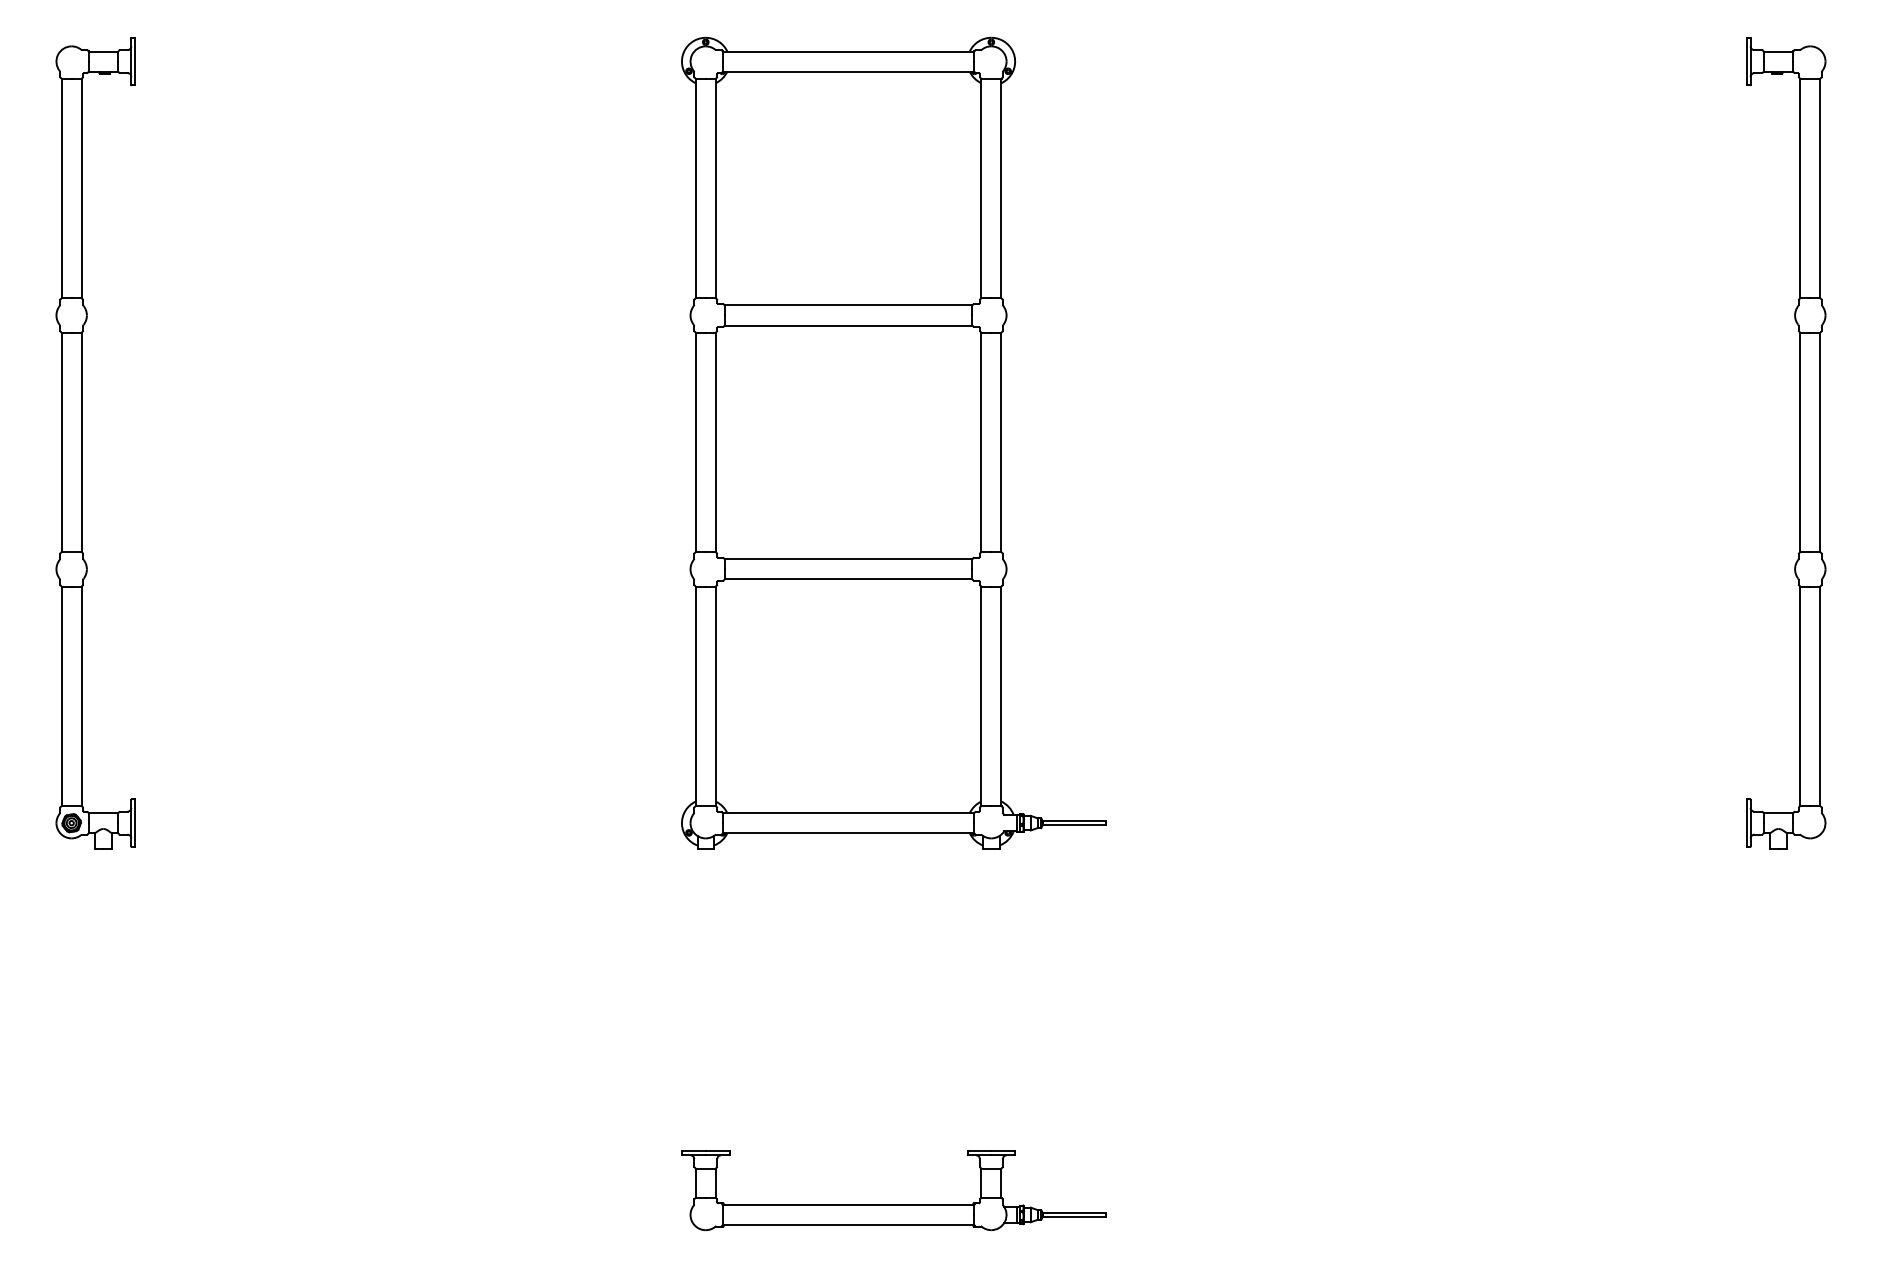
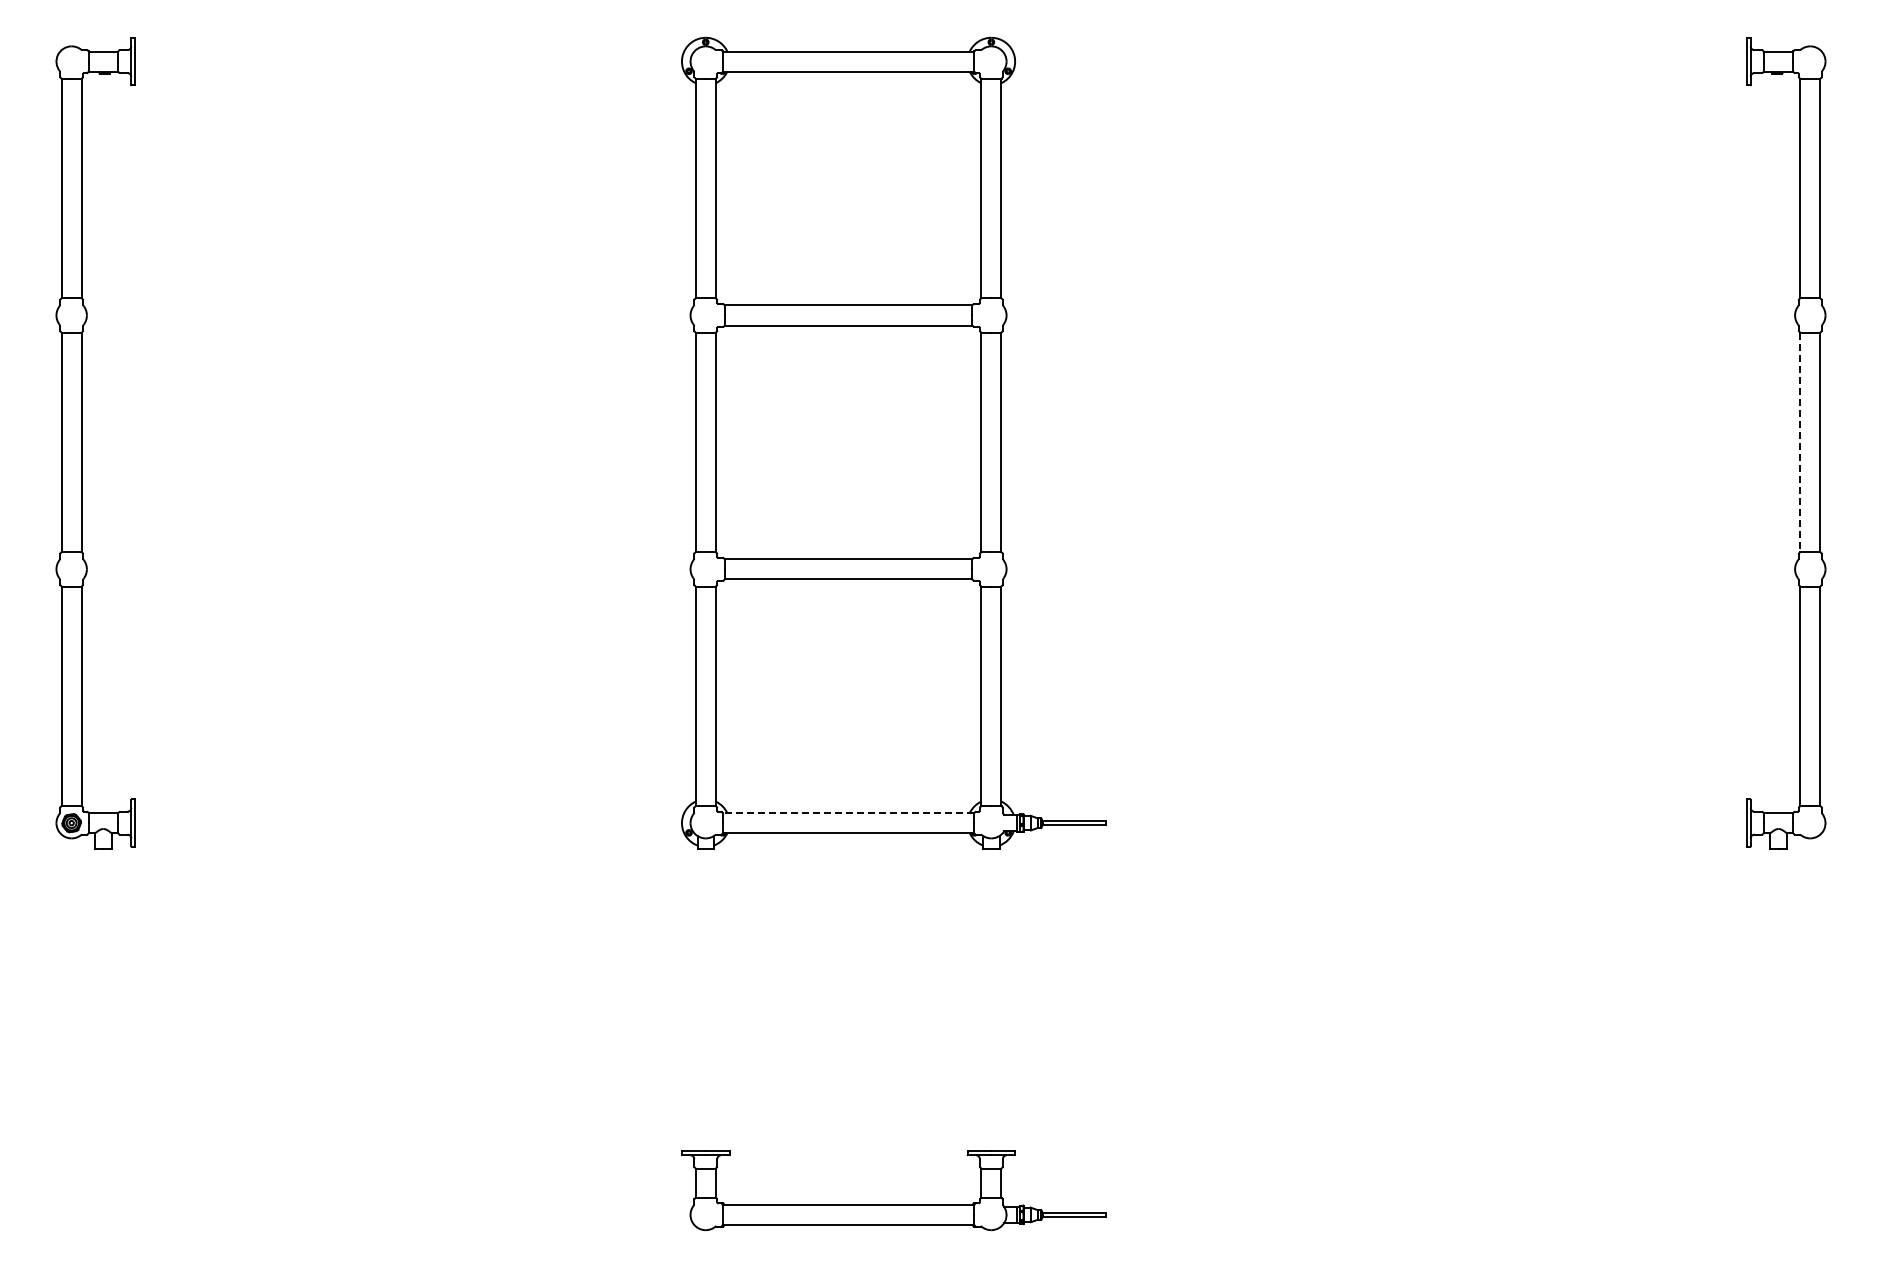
line: solid -> dashed (1800, 442)
line: solid -> dashed (848, 813)
